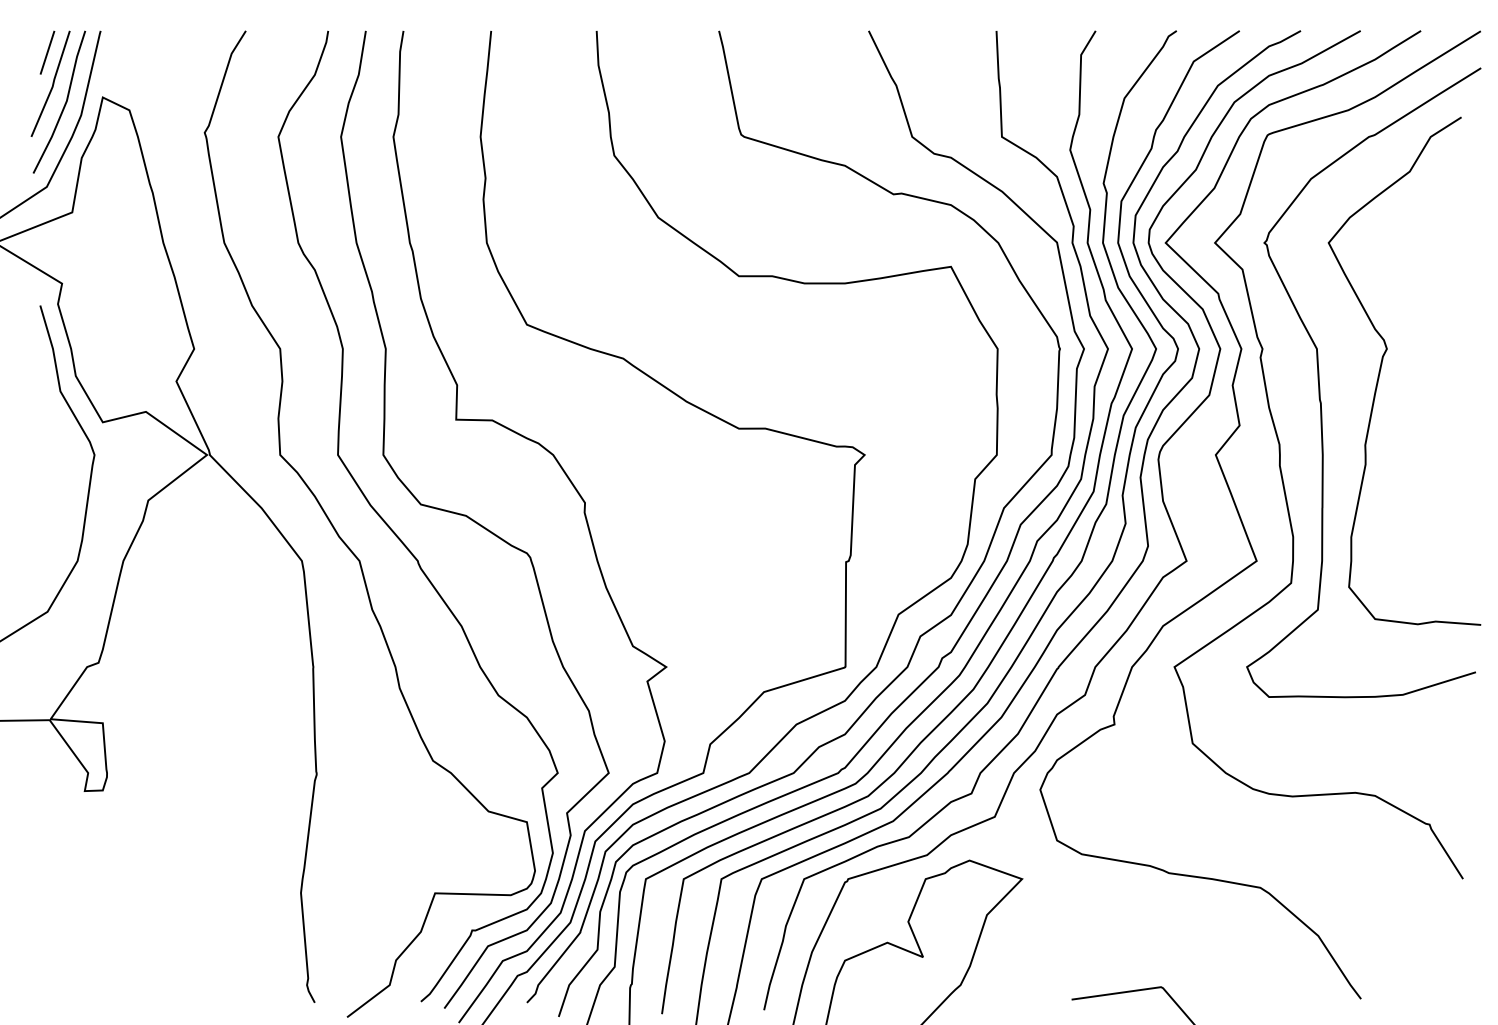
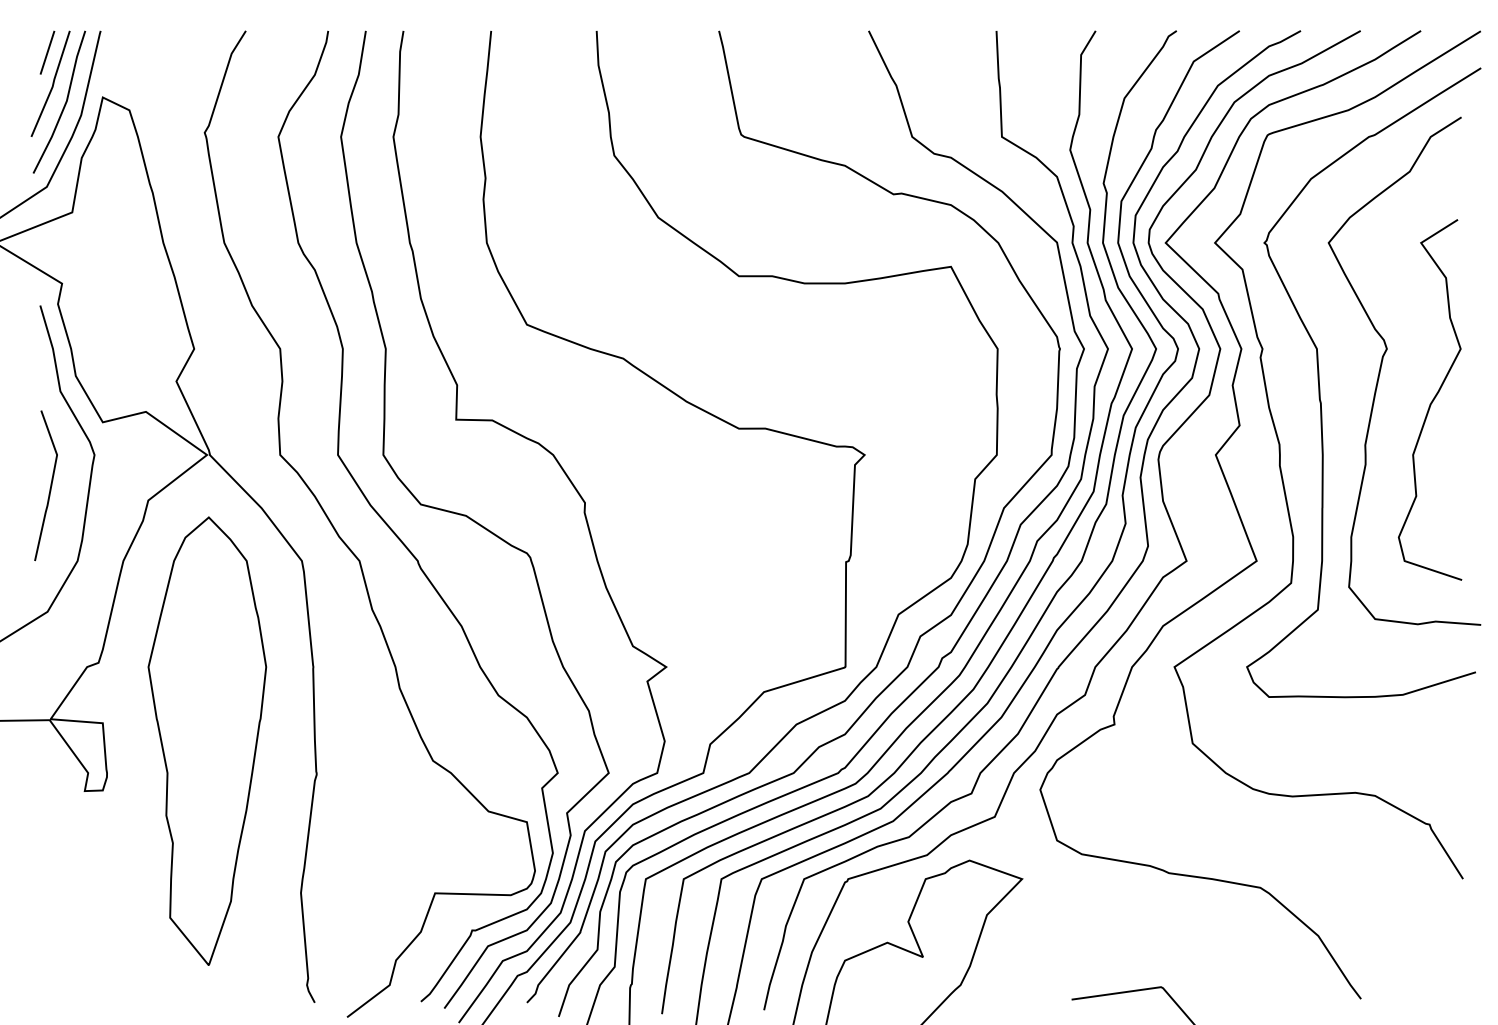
curve: none -> present (1431, 400)
line: none -> present (50, 485)
part: none -> present (207, 740)
